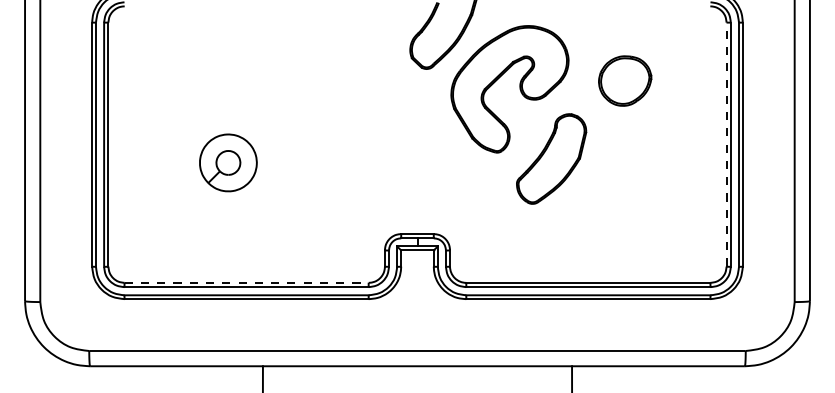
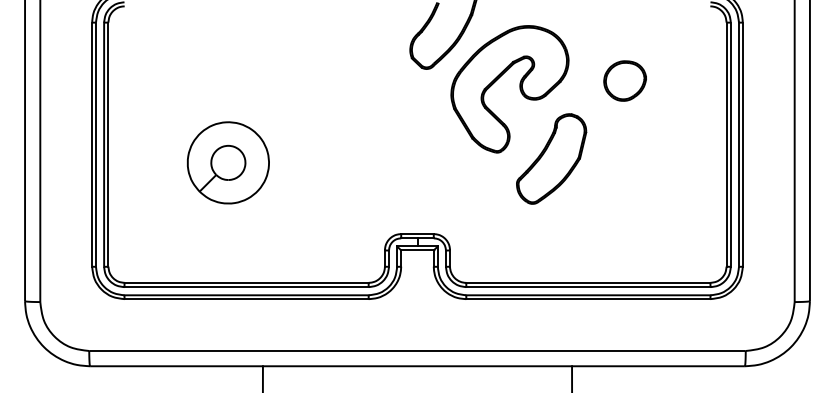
part size: 55x52 px -> 44x42 px (624, 80)
line: dashed -> solid (726, 144)
part size: 59x60 px -> 83x84 px (228, 162)
line: dashed -> solid (247, 282)
